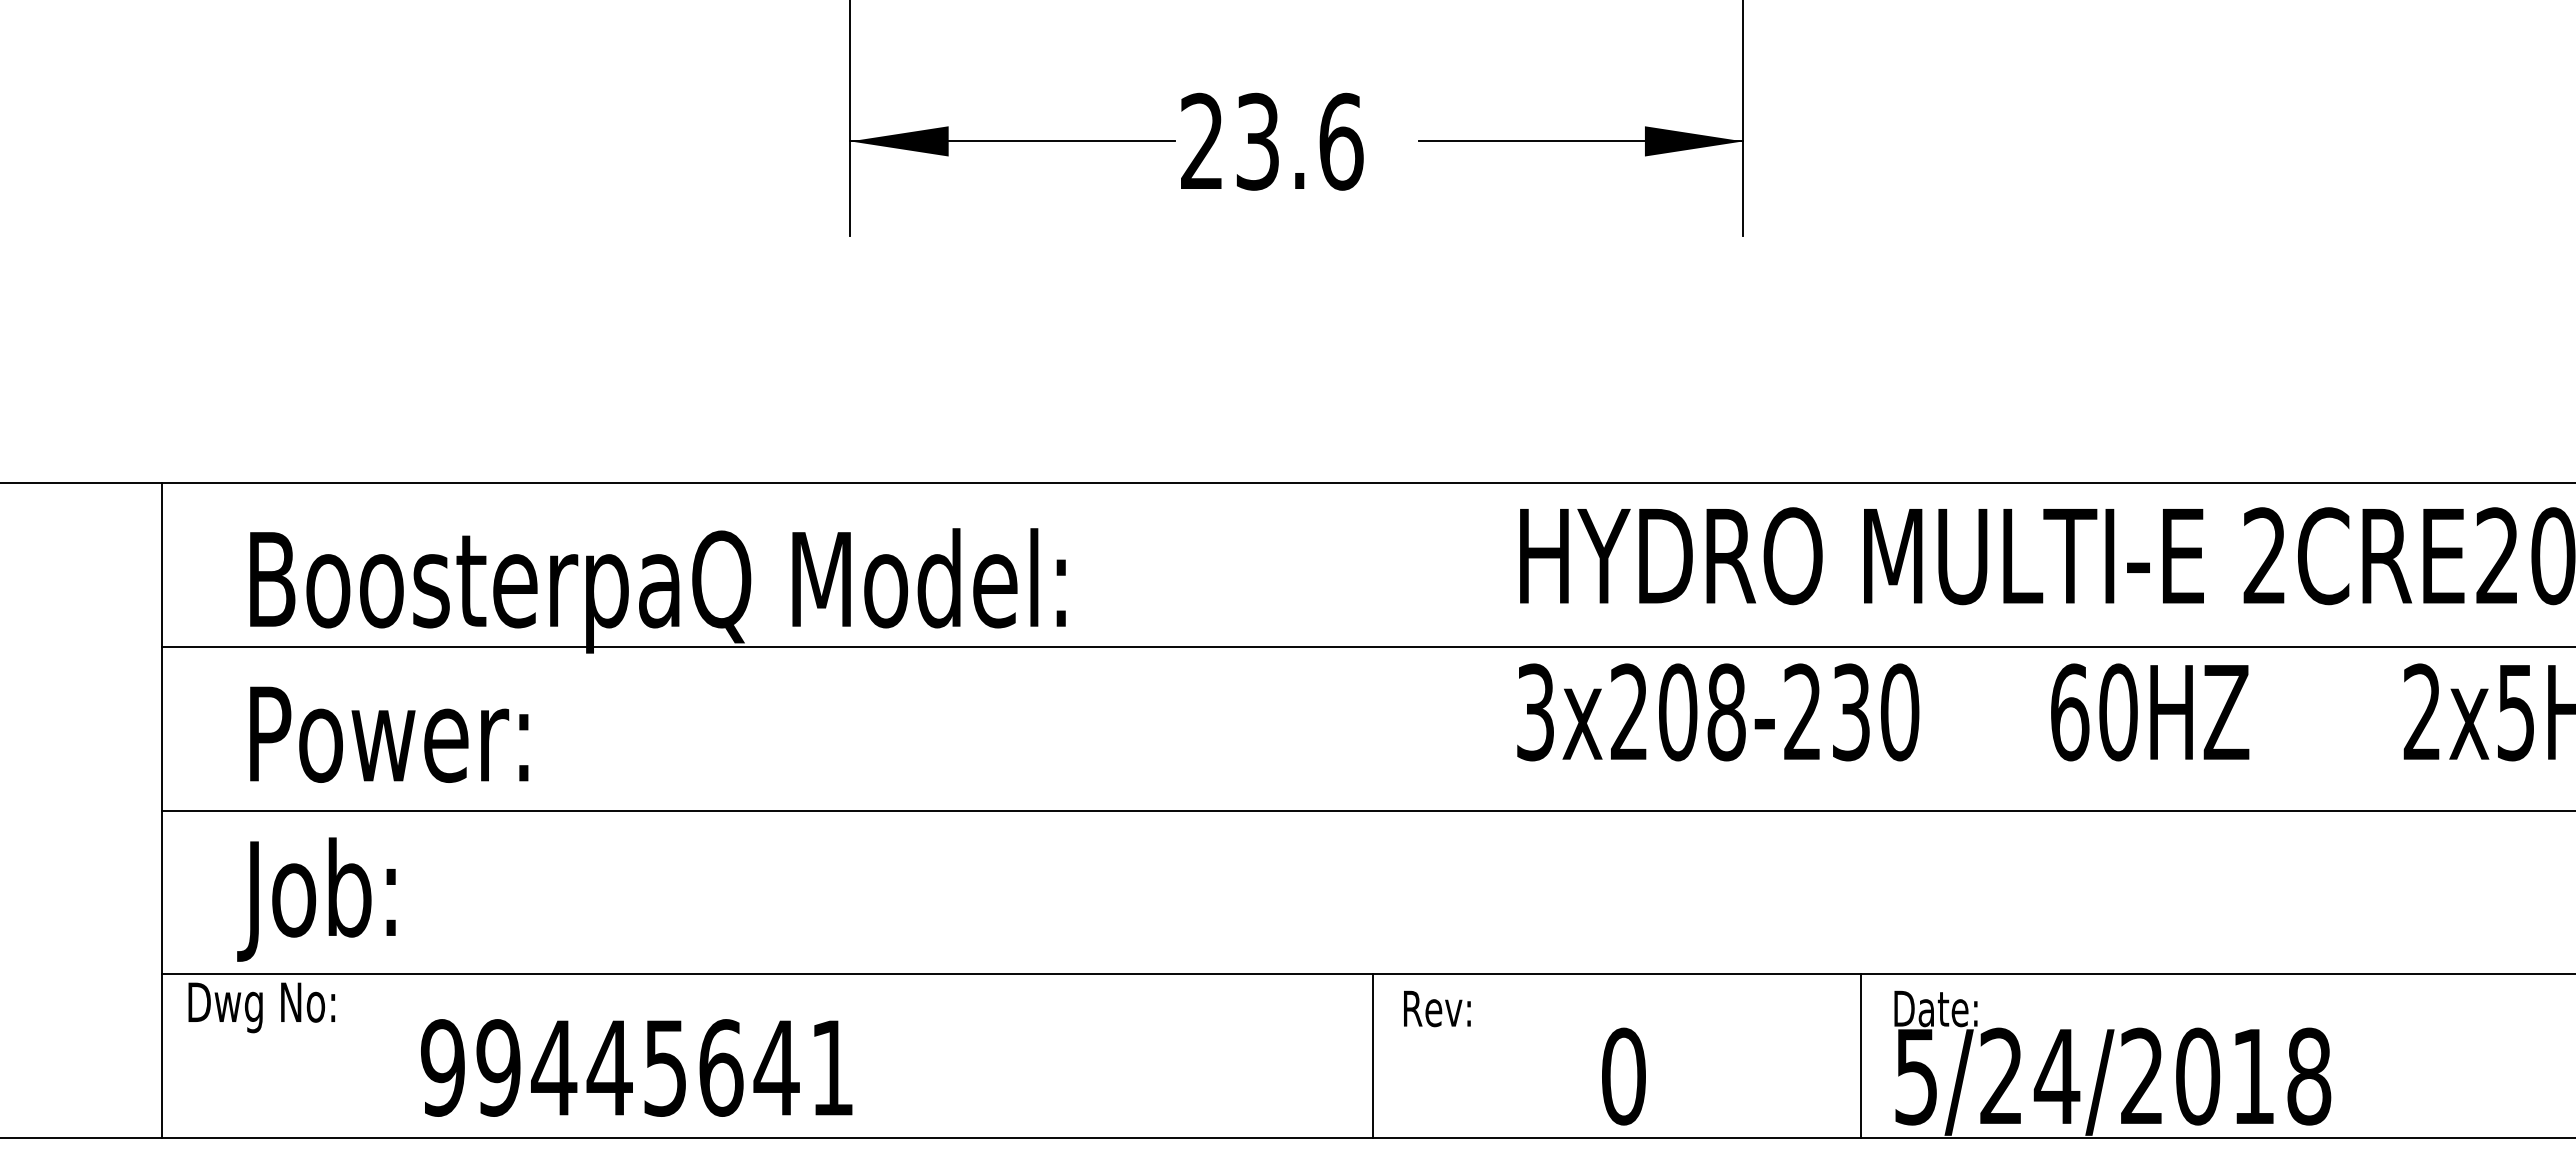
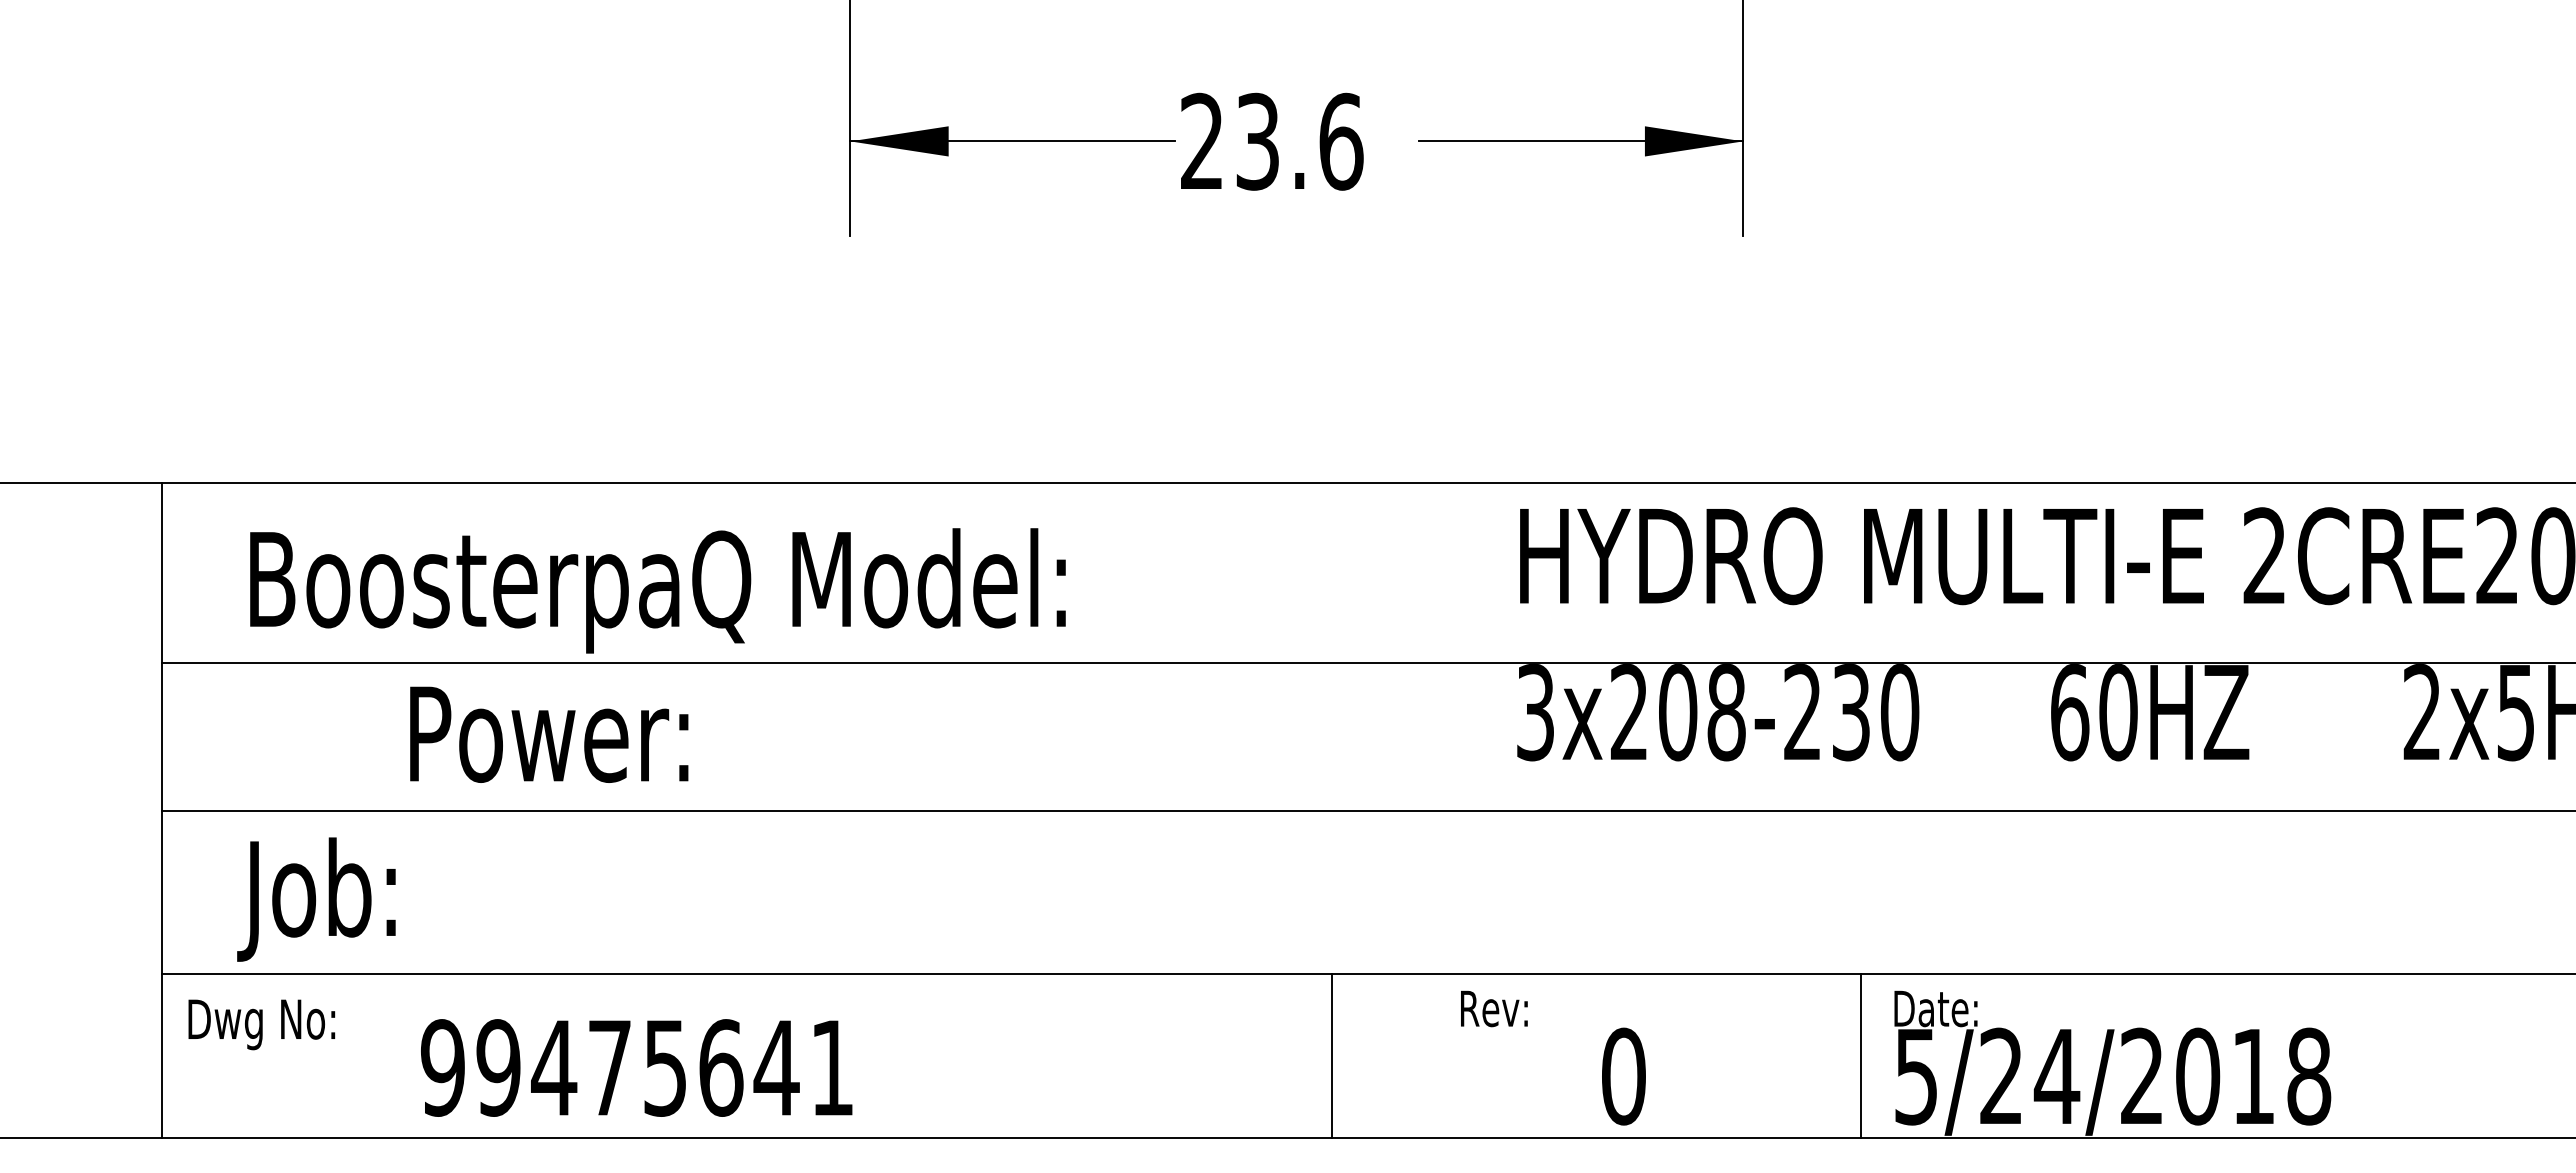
line position: (1367, 646) -> (1367, 662) (1367, 662)
text position: (389, 734) -> (549, 734) (549, 734)
text position: (261, 1007) -> (261, 1024) (261, 1024)
text position: (1437, 1008) -> (1494, 1008) (1494, 1008)
line position: (1373, 1055) -> (1332, 1055) (1332, 1055)
text: 99445641 -> 99475641 (609, 1067)
